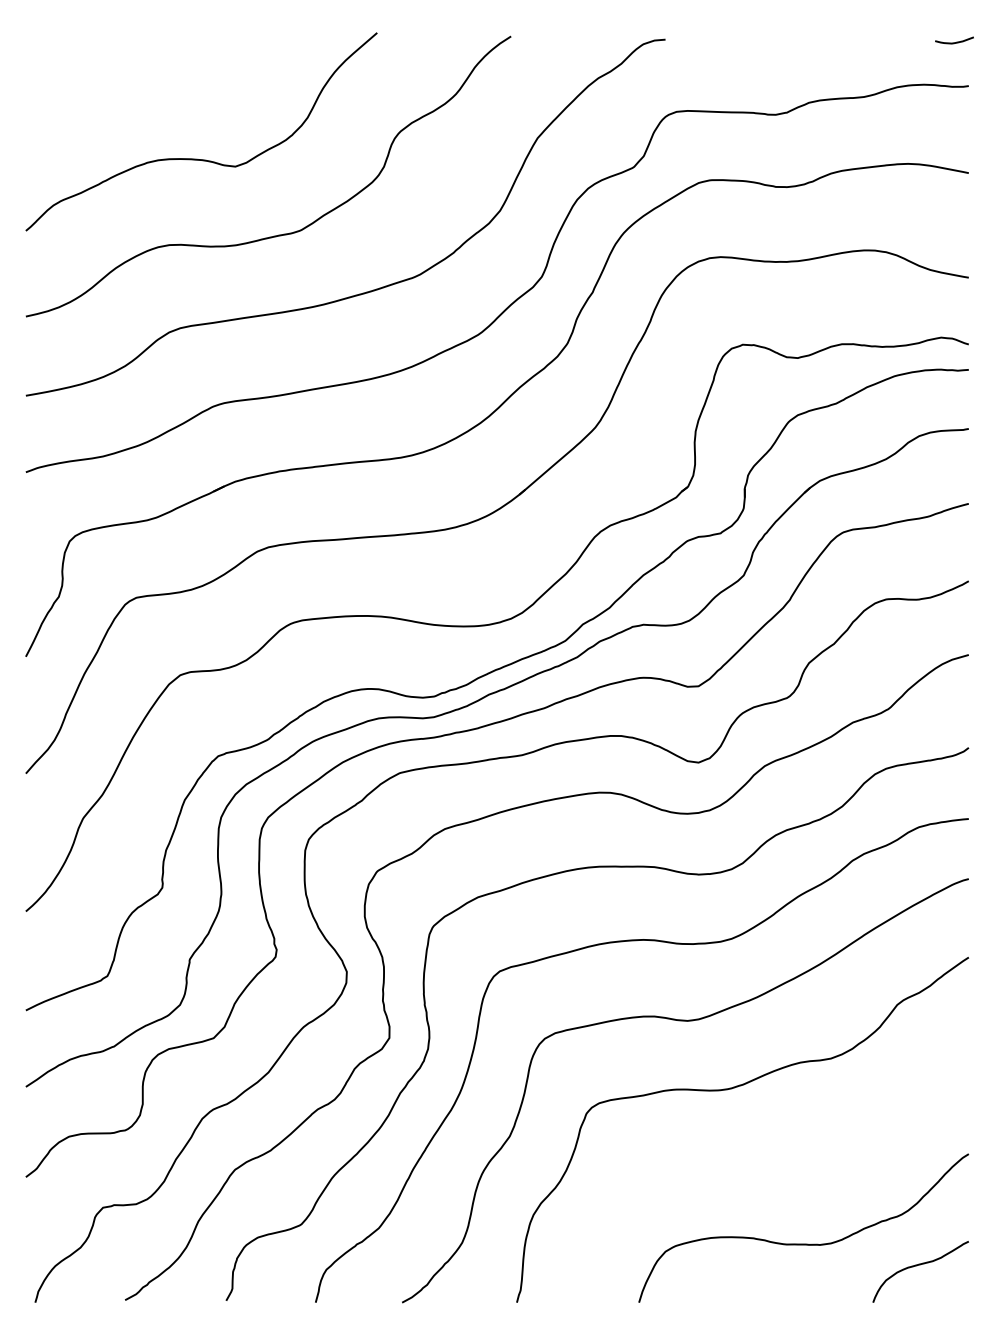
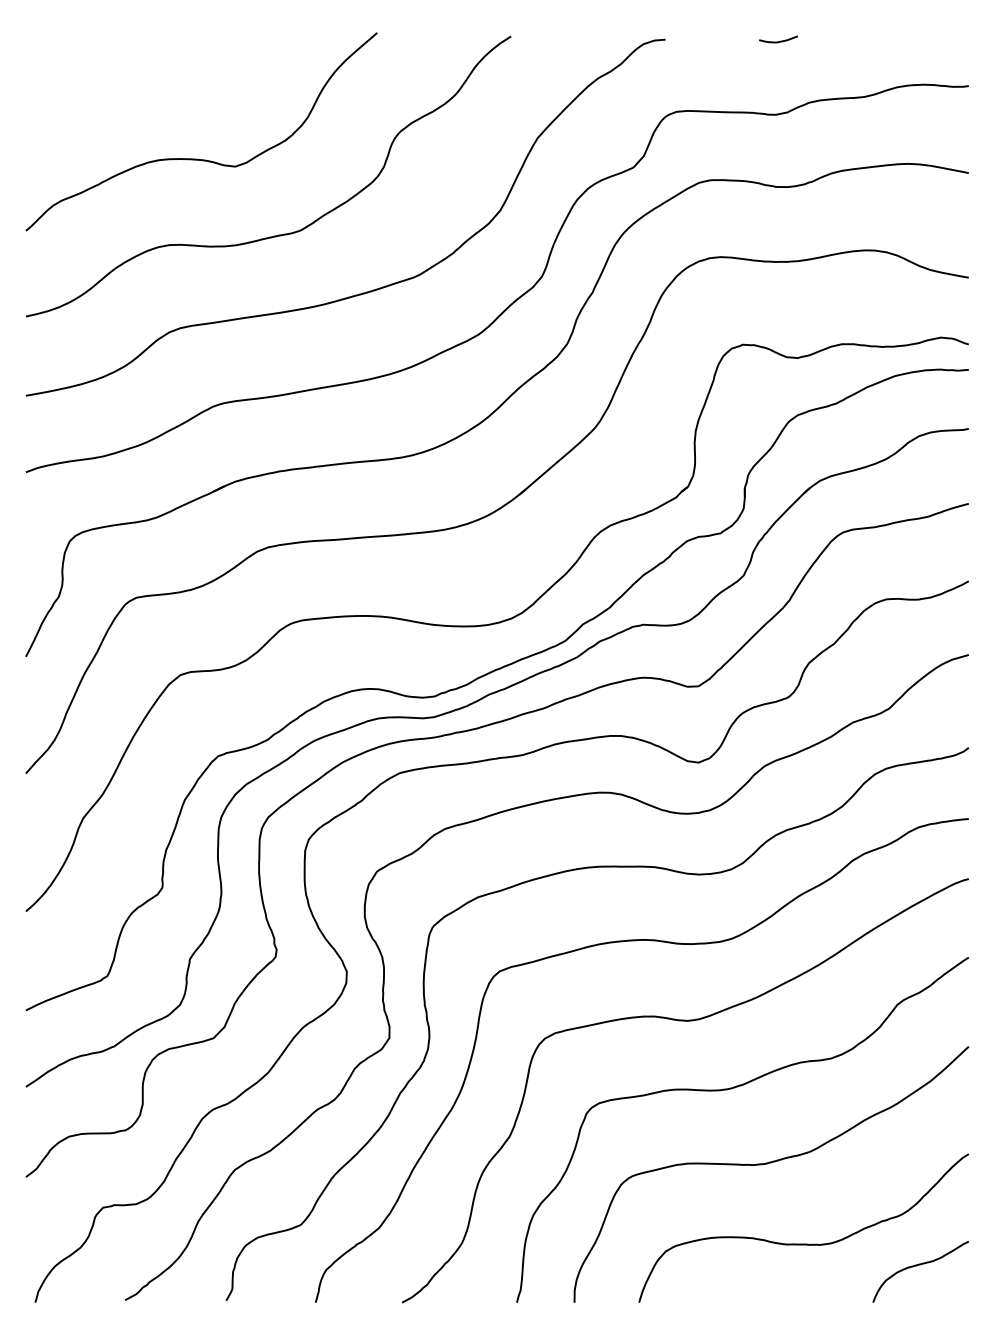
curve position: (954, 42) -> (778, 41) (778, 41)
curve: none -> present (767, 1164)
